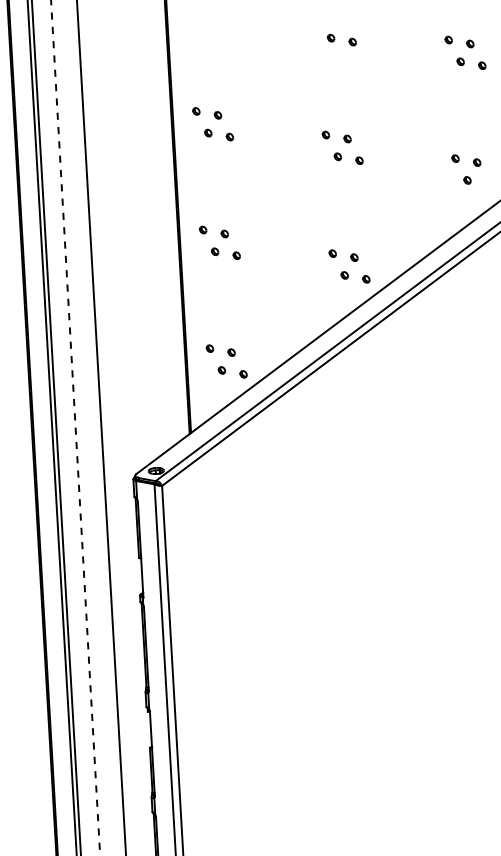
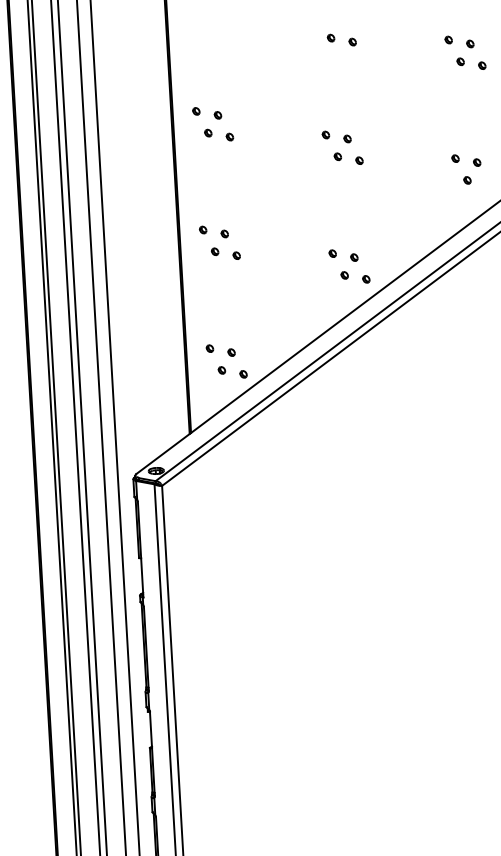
line: none -> present (81, 427)
line: none -> present (114, 427)
line: dashed -> solid (75, 428)
